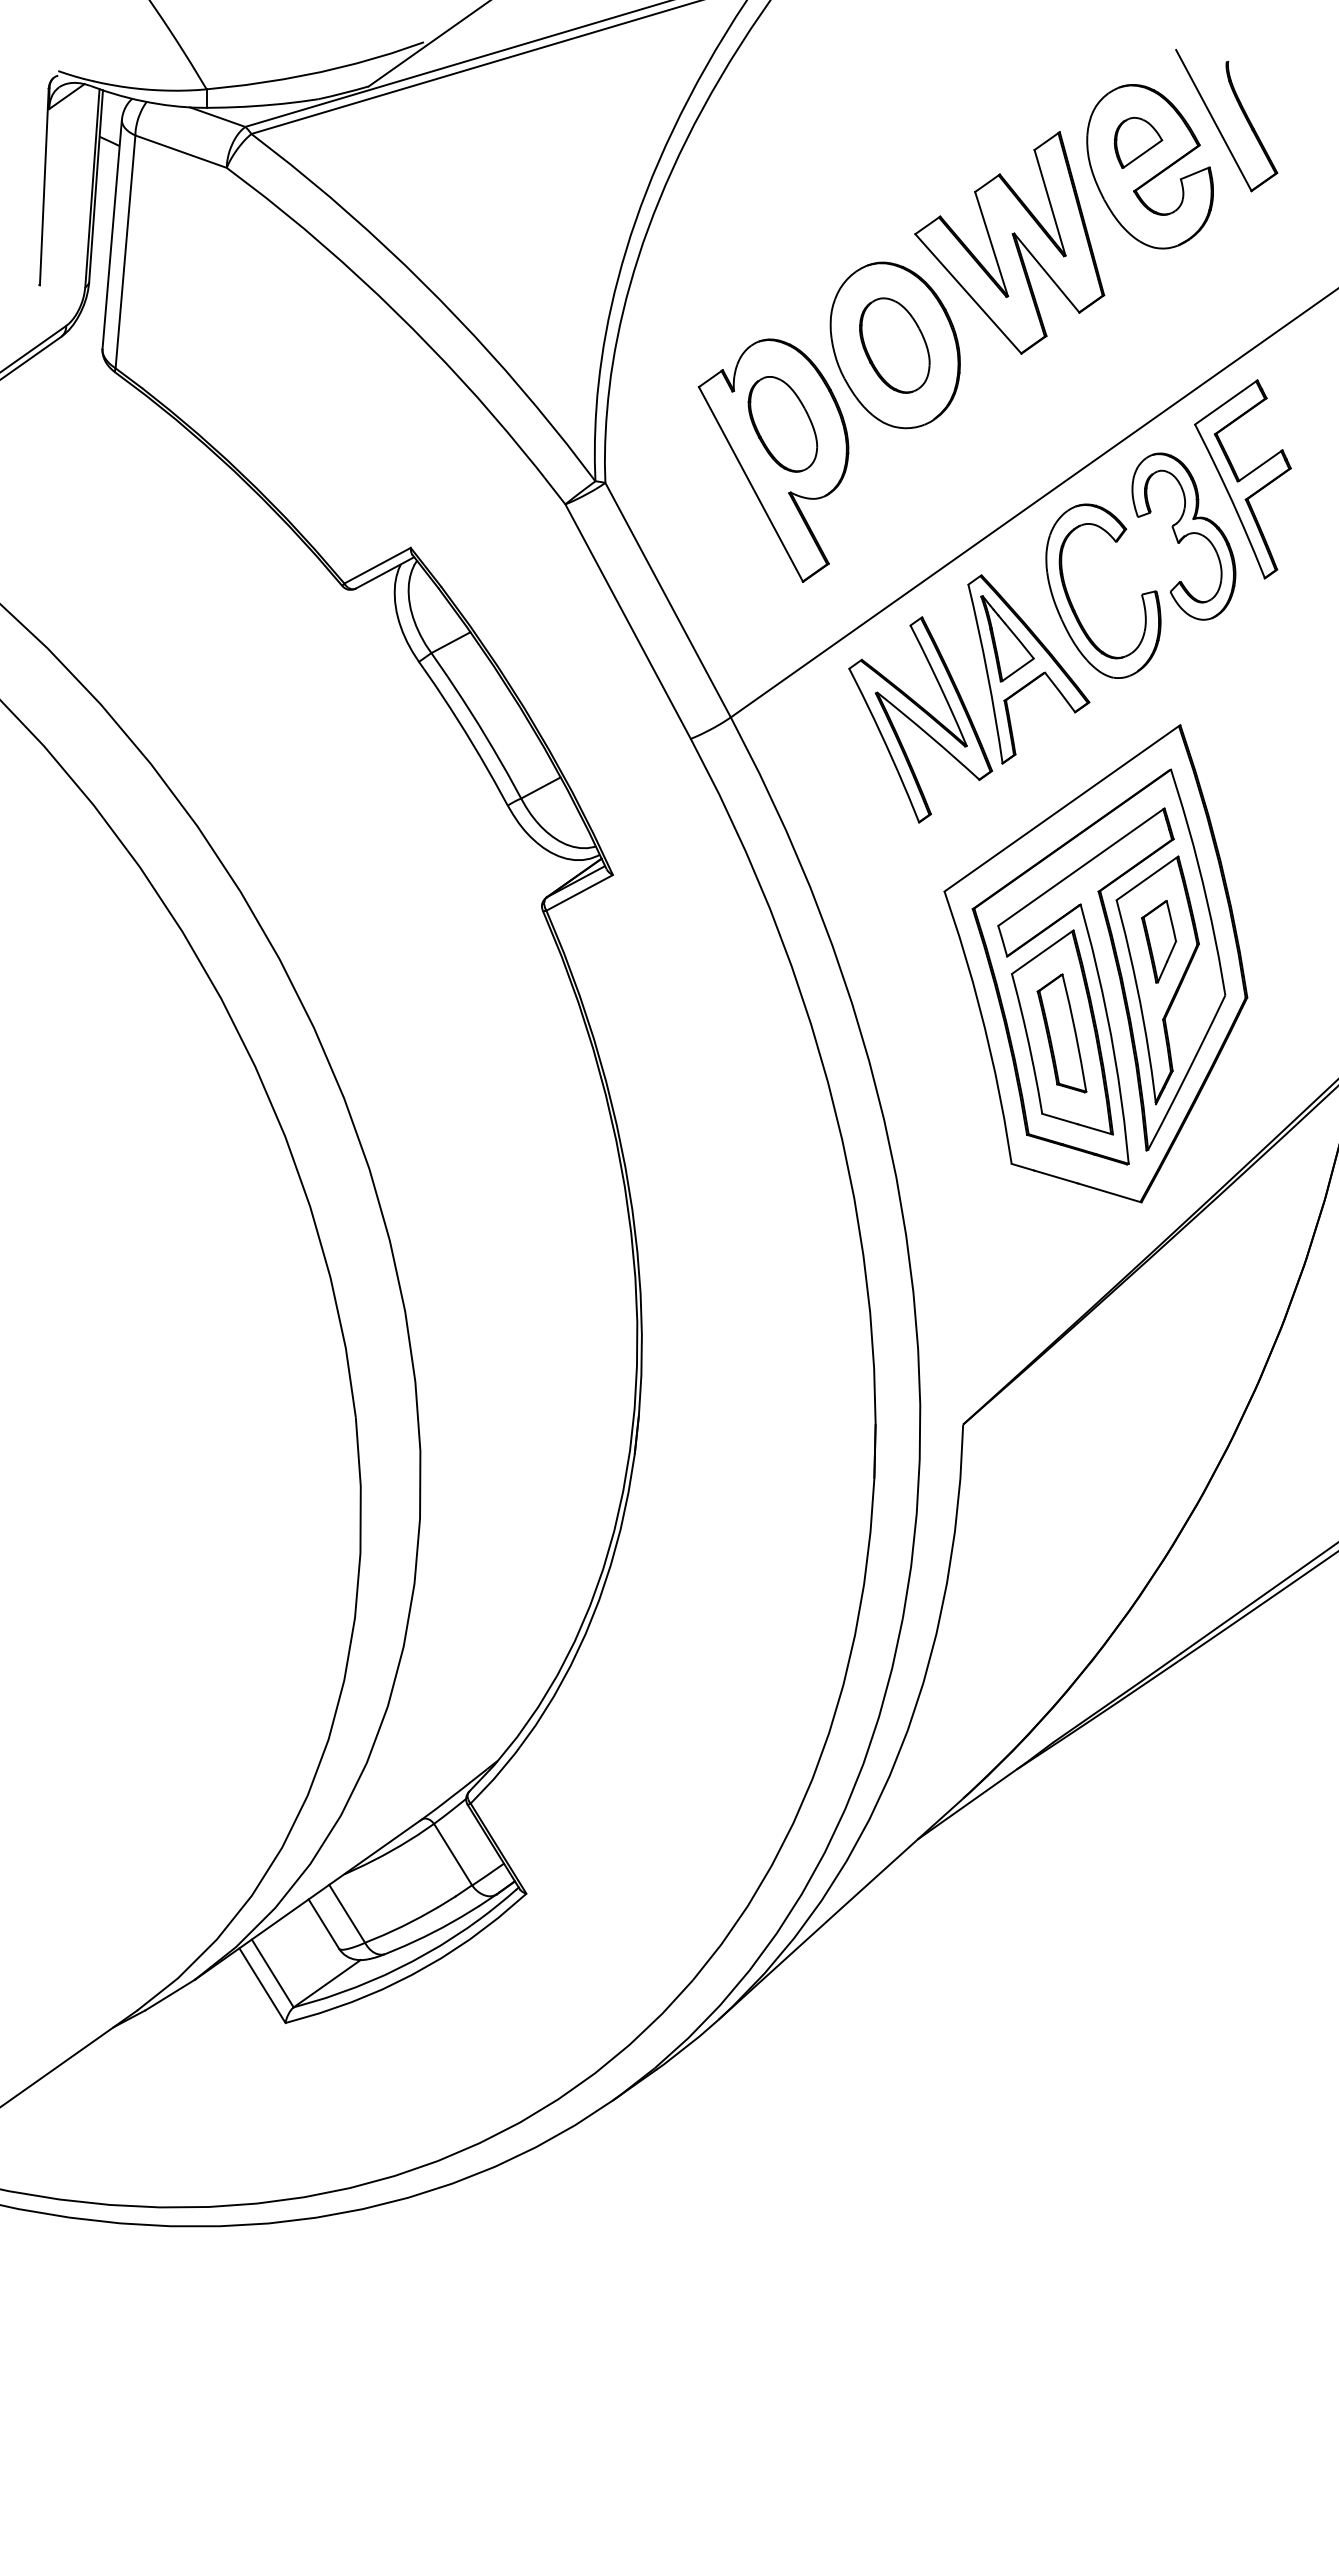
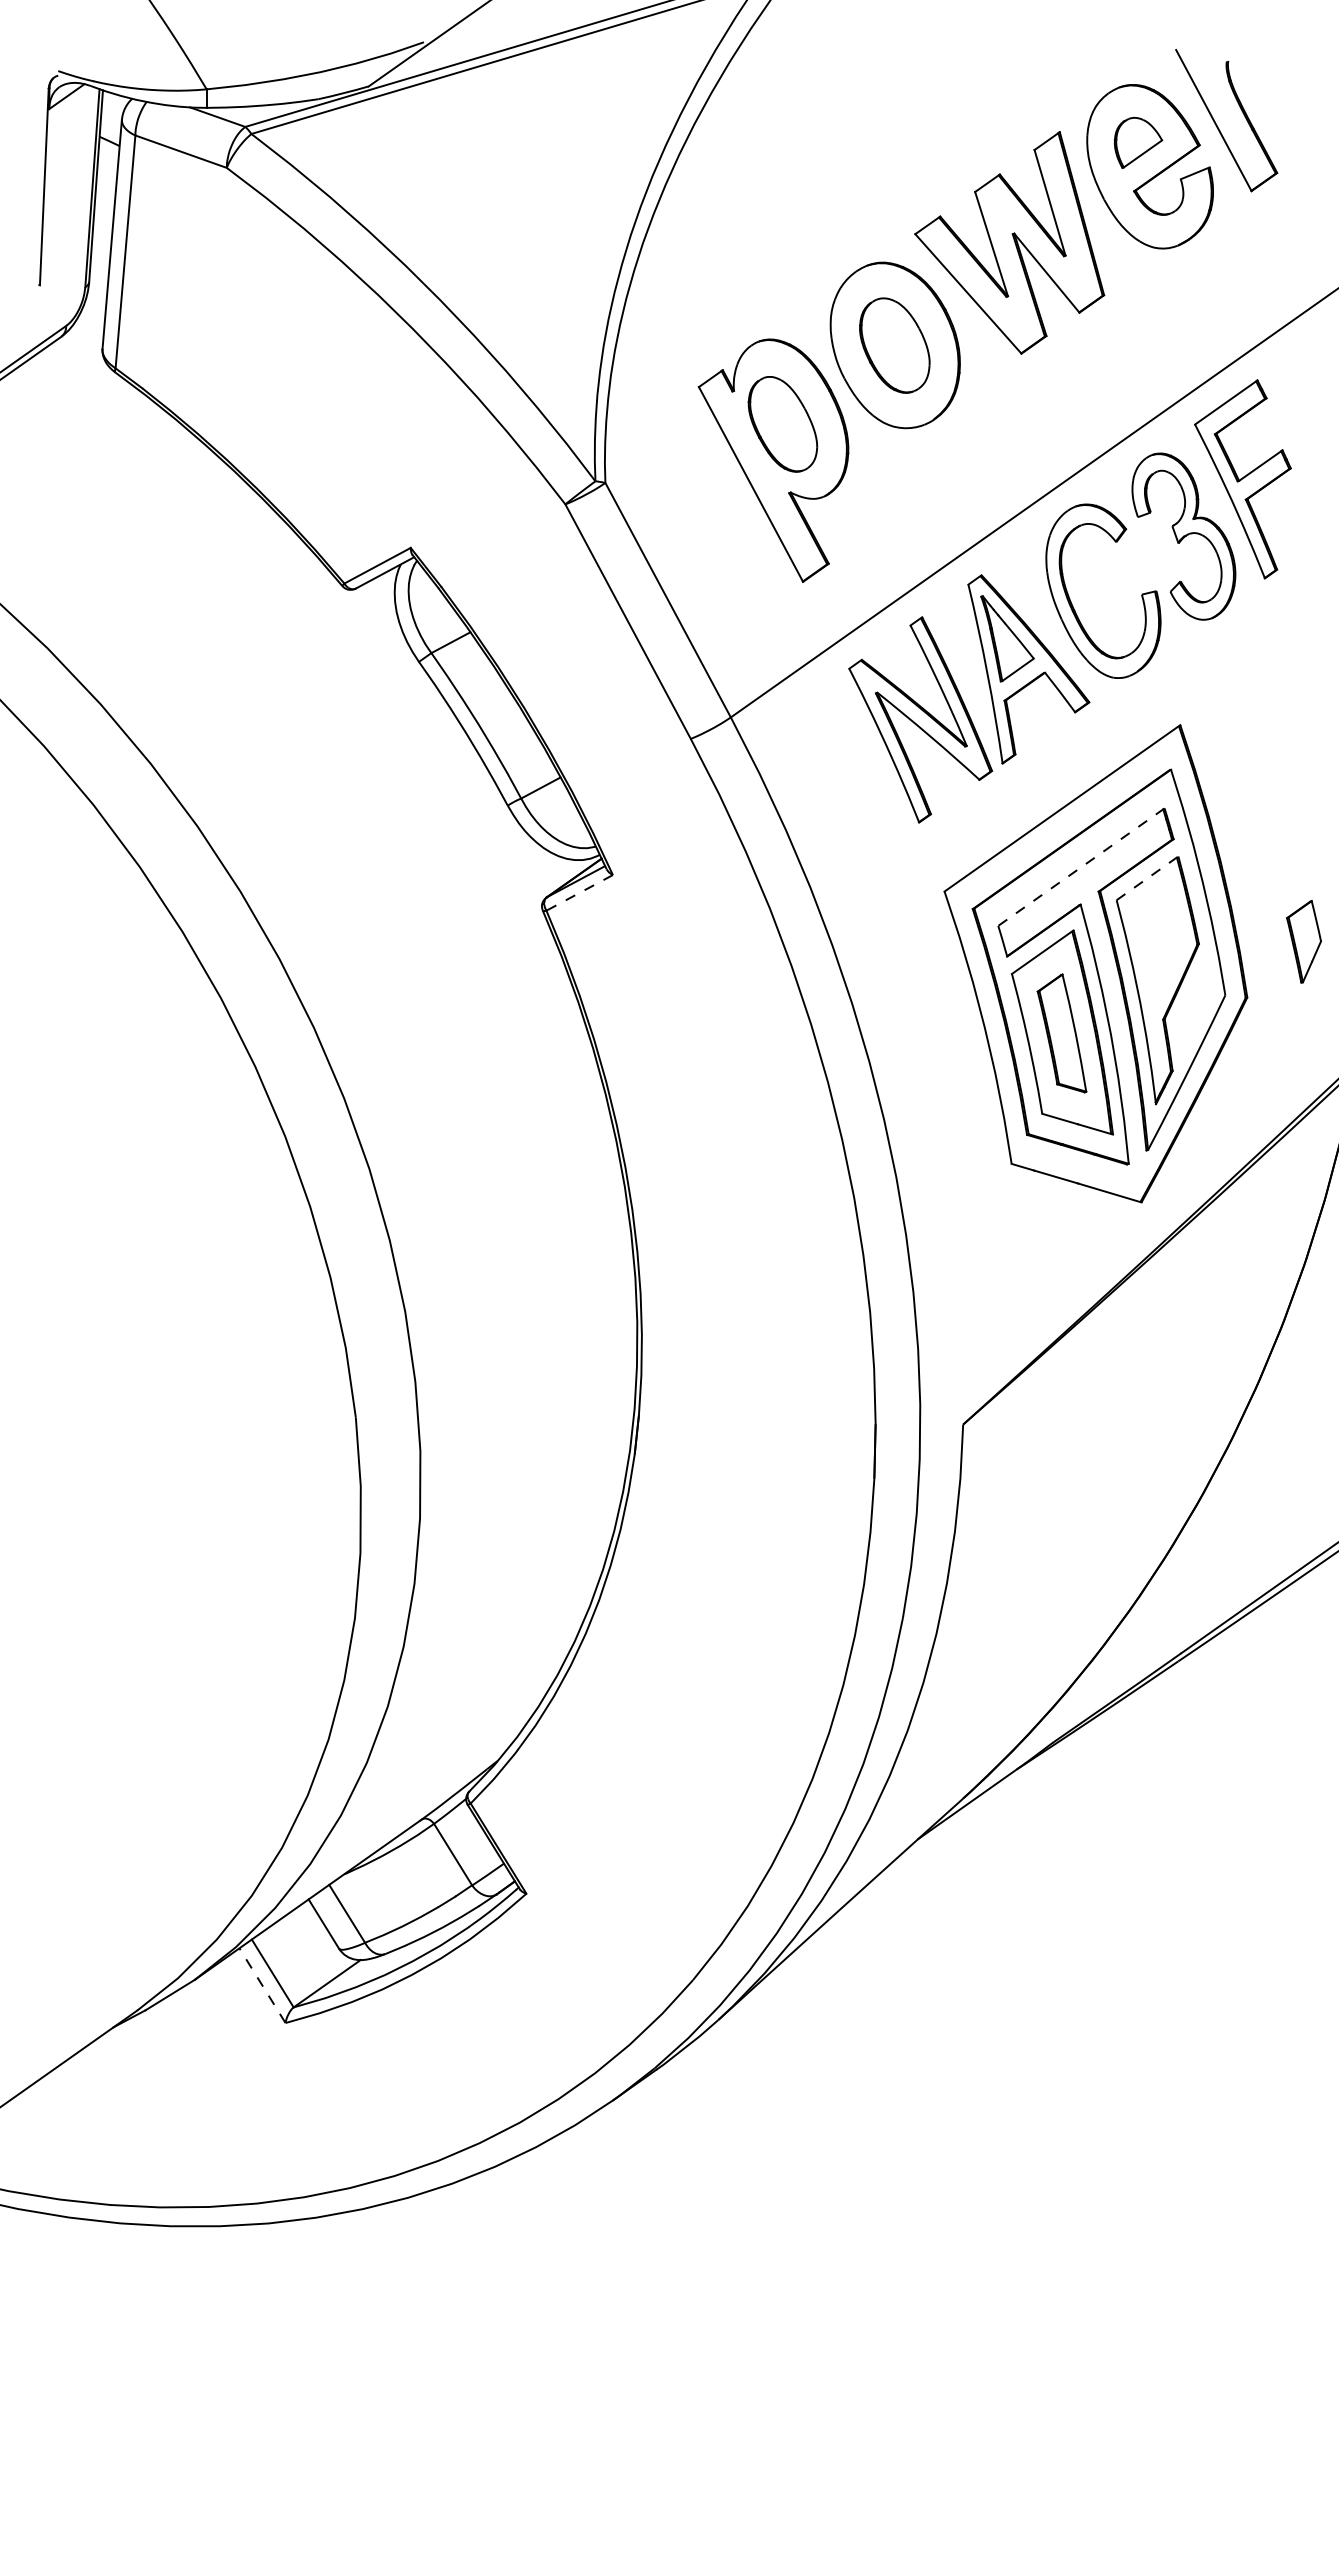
line: solid -> dashed (1081, 867)
line: solid -> dashed (1147, 878)
line: solid -> dashed (579, 892)
part position: (1158, 941) -> (1303, 941) (1303, 941)
line: solid -> dashed (262, 1985)
